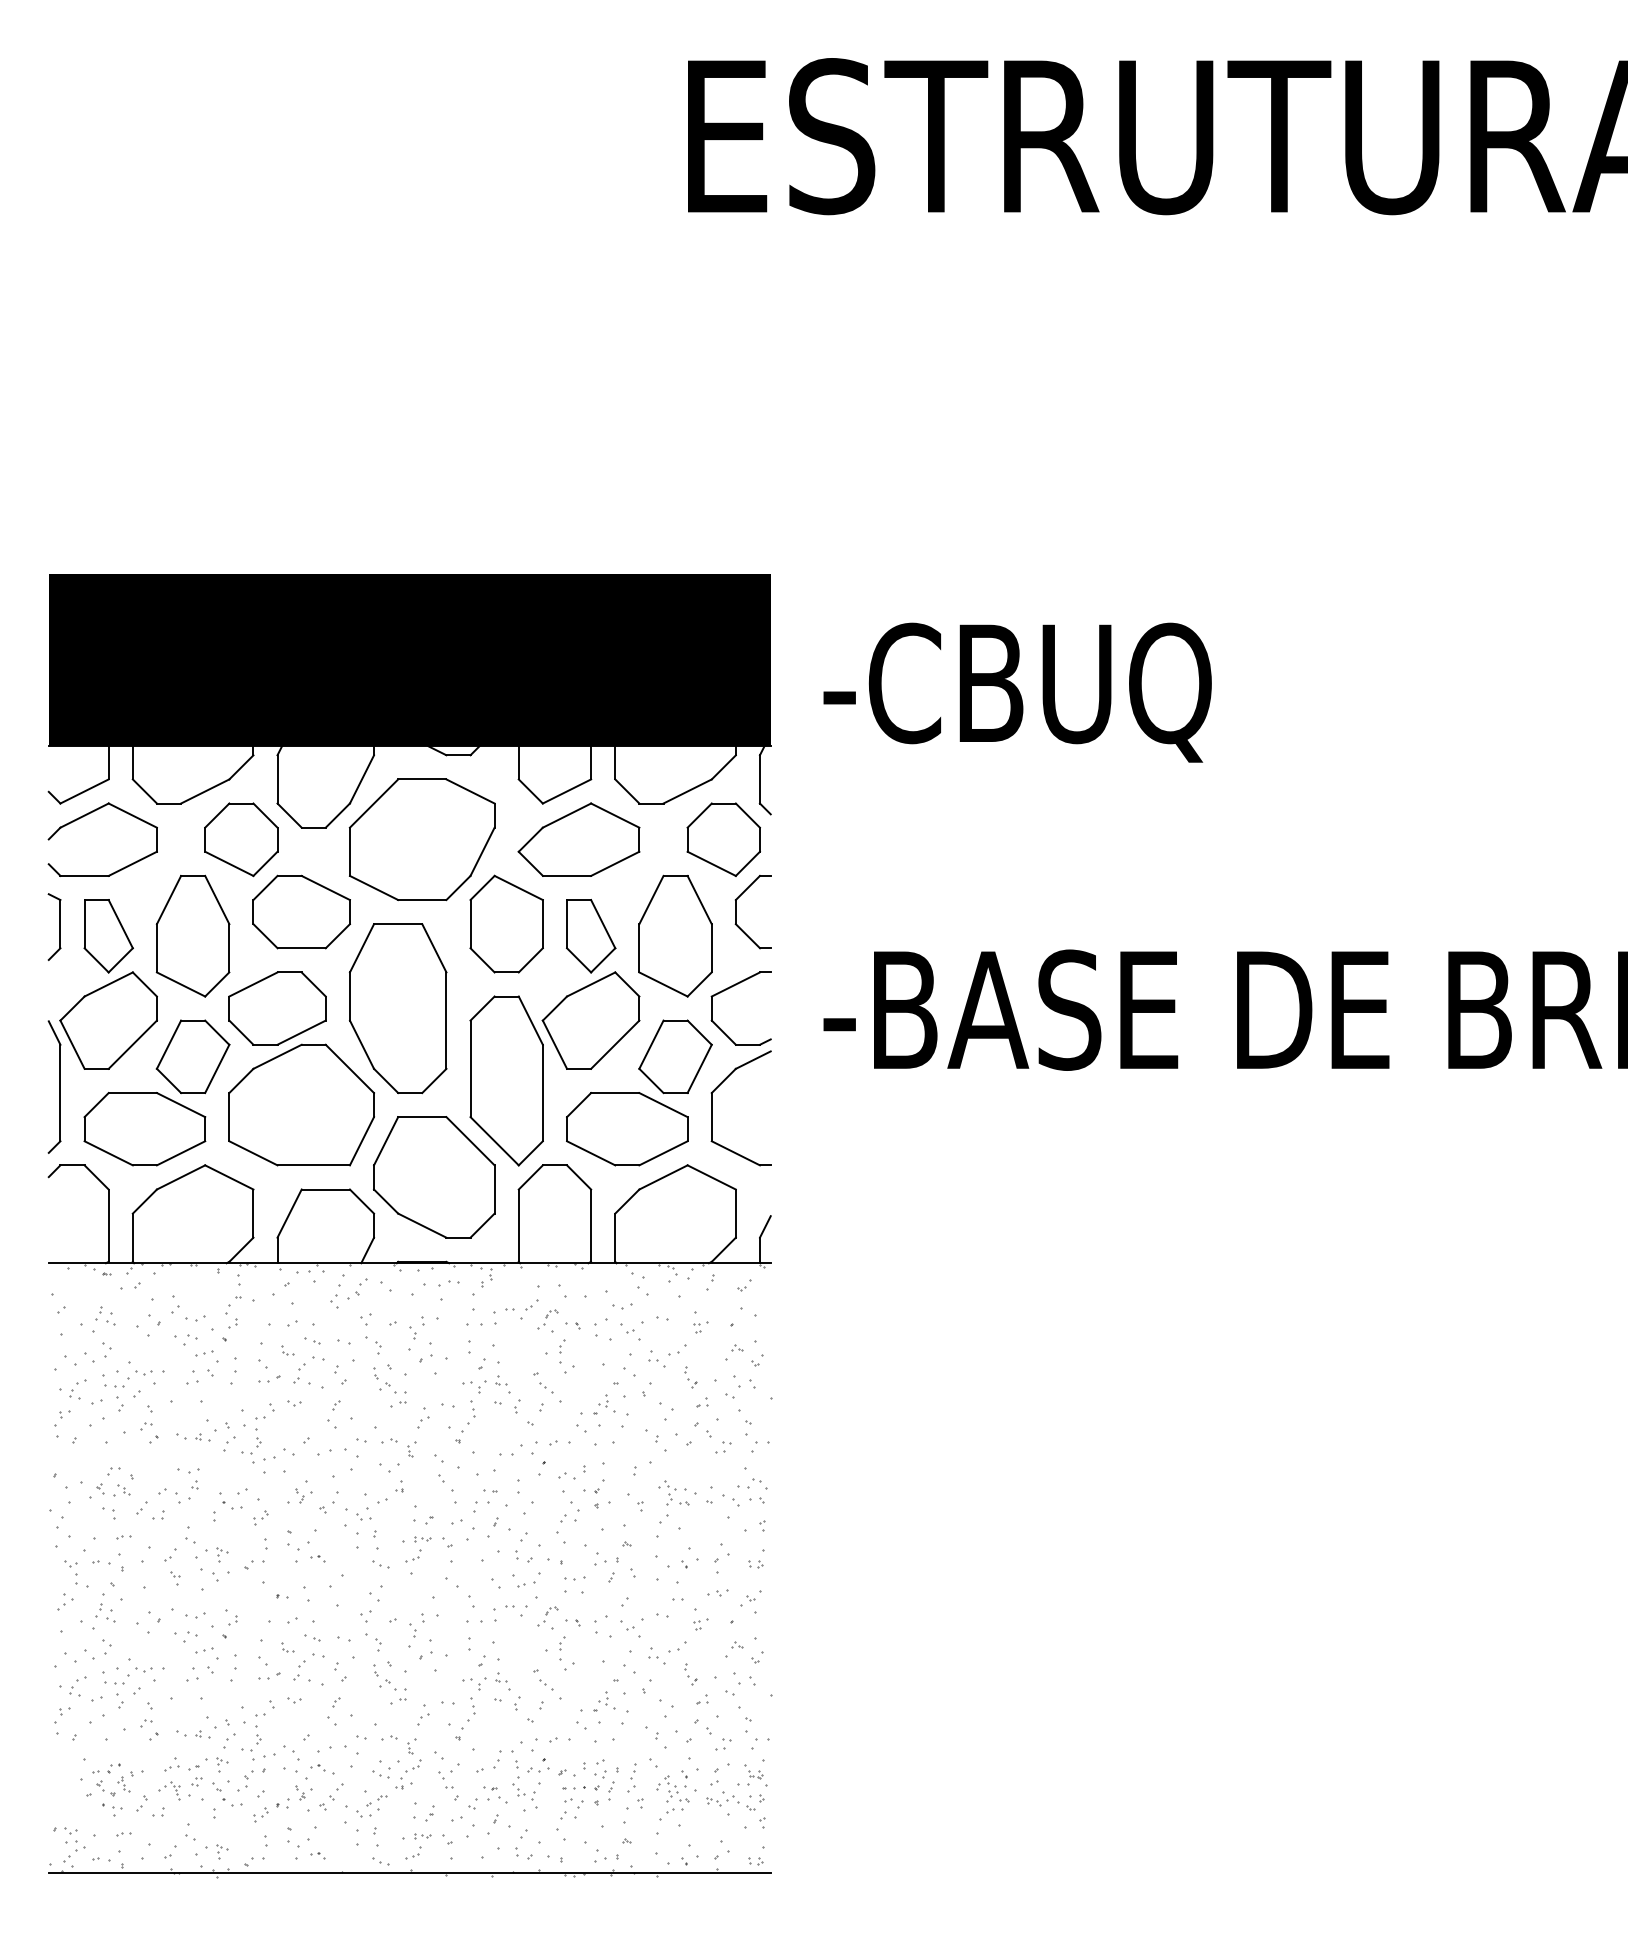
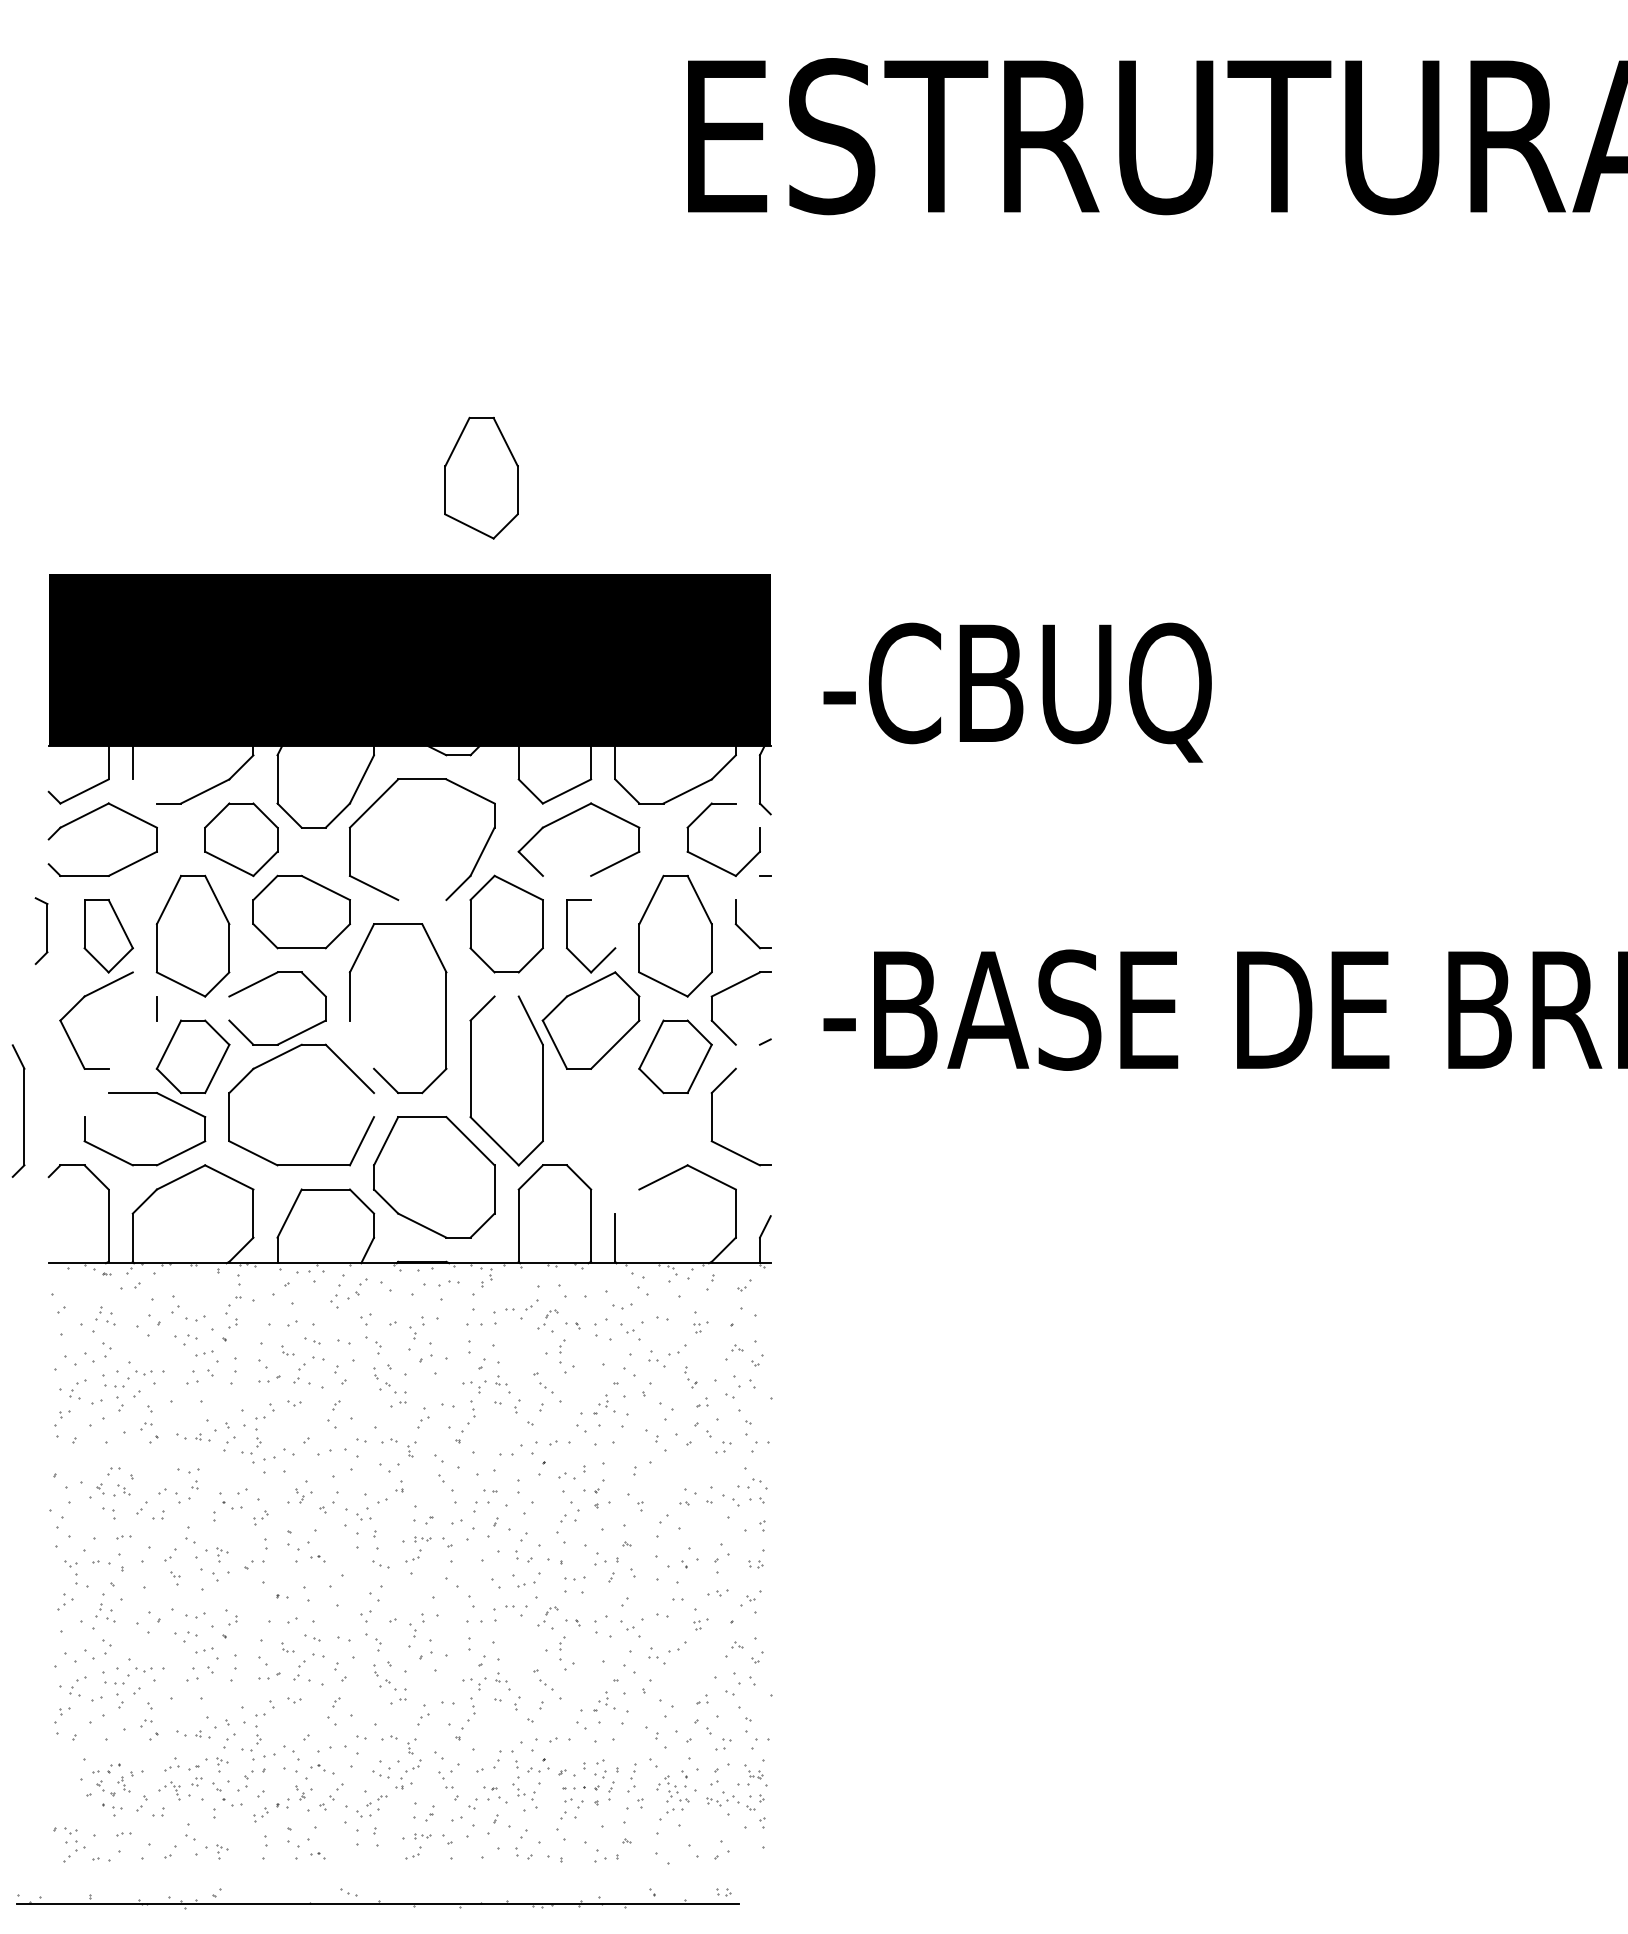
part: none -> present (481, 477)
line: present -> none (144, 791)
line: present -> none (747, 815)
line: present -> none (566, 875)
line: present -> none (747, 887)
line: present -> none (422, 900)
line: present -> none (603, 924)
part position: (54, 926) -> (41, 930) (41, 930)
line: present -> none (144, 984)
line: present -> none (506, 996)
line: present -> none (229, 1008)
line: present -> none (132, 1044)
line: present -> none (361, 1044)
line: present -> none (747, 1044)
line: present -> none (752, 1059)
part position: (54, 1086) -> (18, 1110) (18, 1110)
line: present -> none (96, 1105)
line: present -> none (374, 1105)
part: present -> none (627, 1129)
line: present -> none (627, 1201)
part: present -> none (667, 1492)
part: present -> none (690, 1674)
part position: (409, 1867) -> (377, 1898) (377, 1898)
